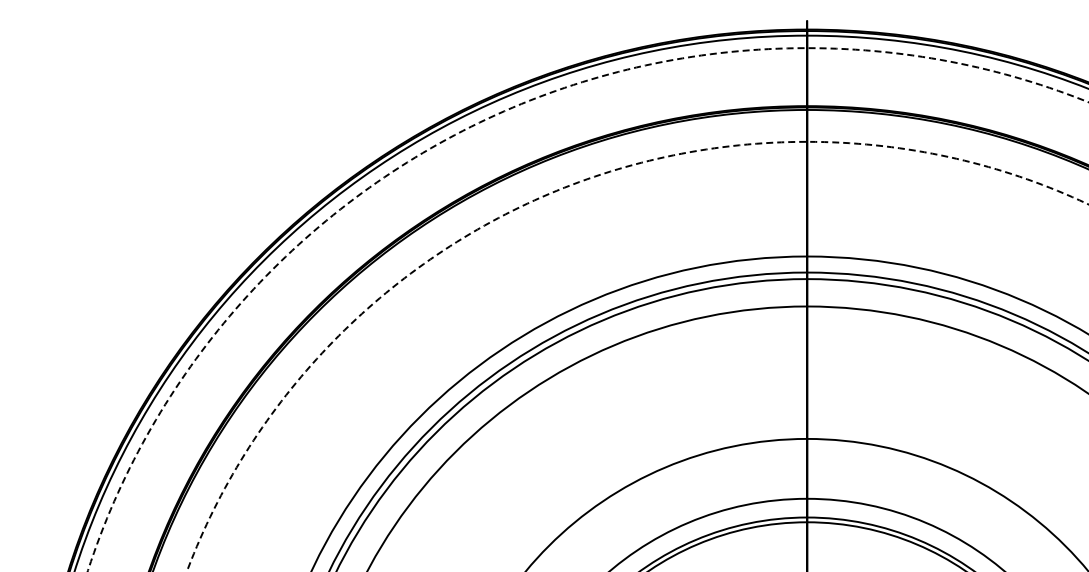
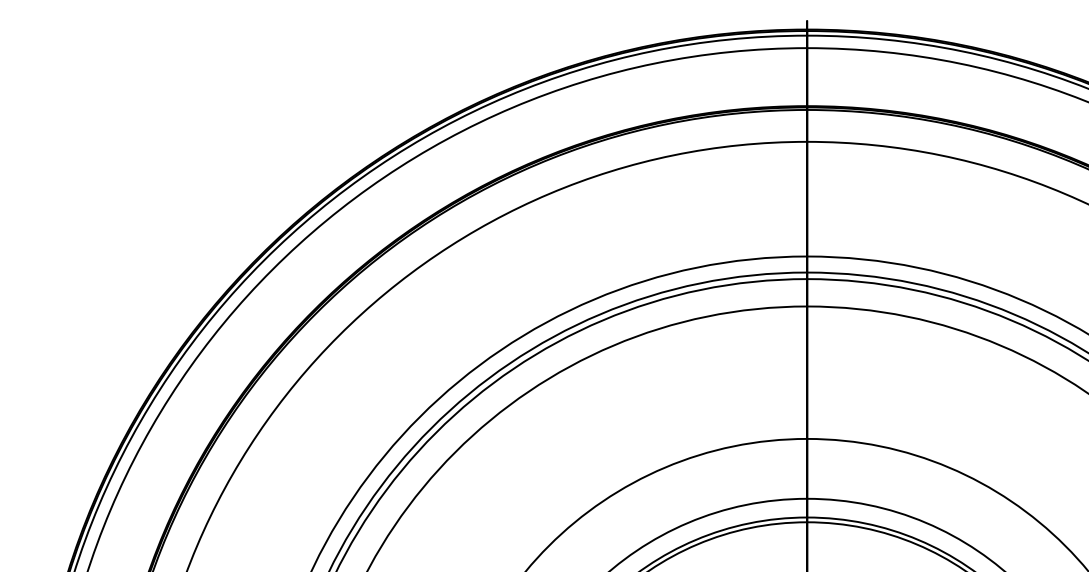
circle: dashed -> solid (587, 309)
circle: dashed -> solid (637, 356)
